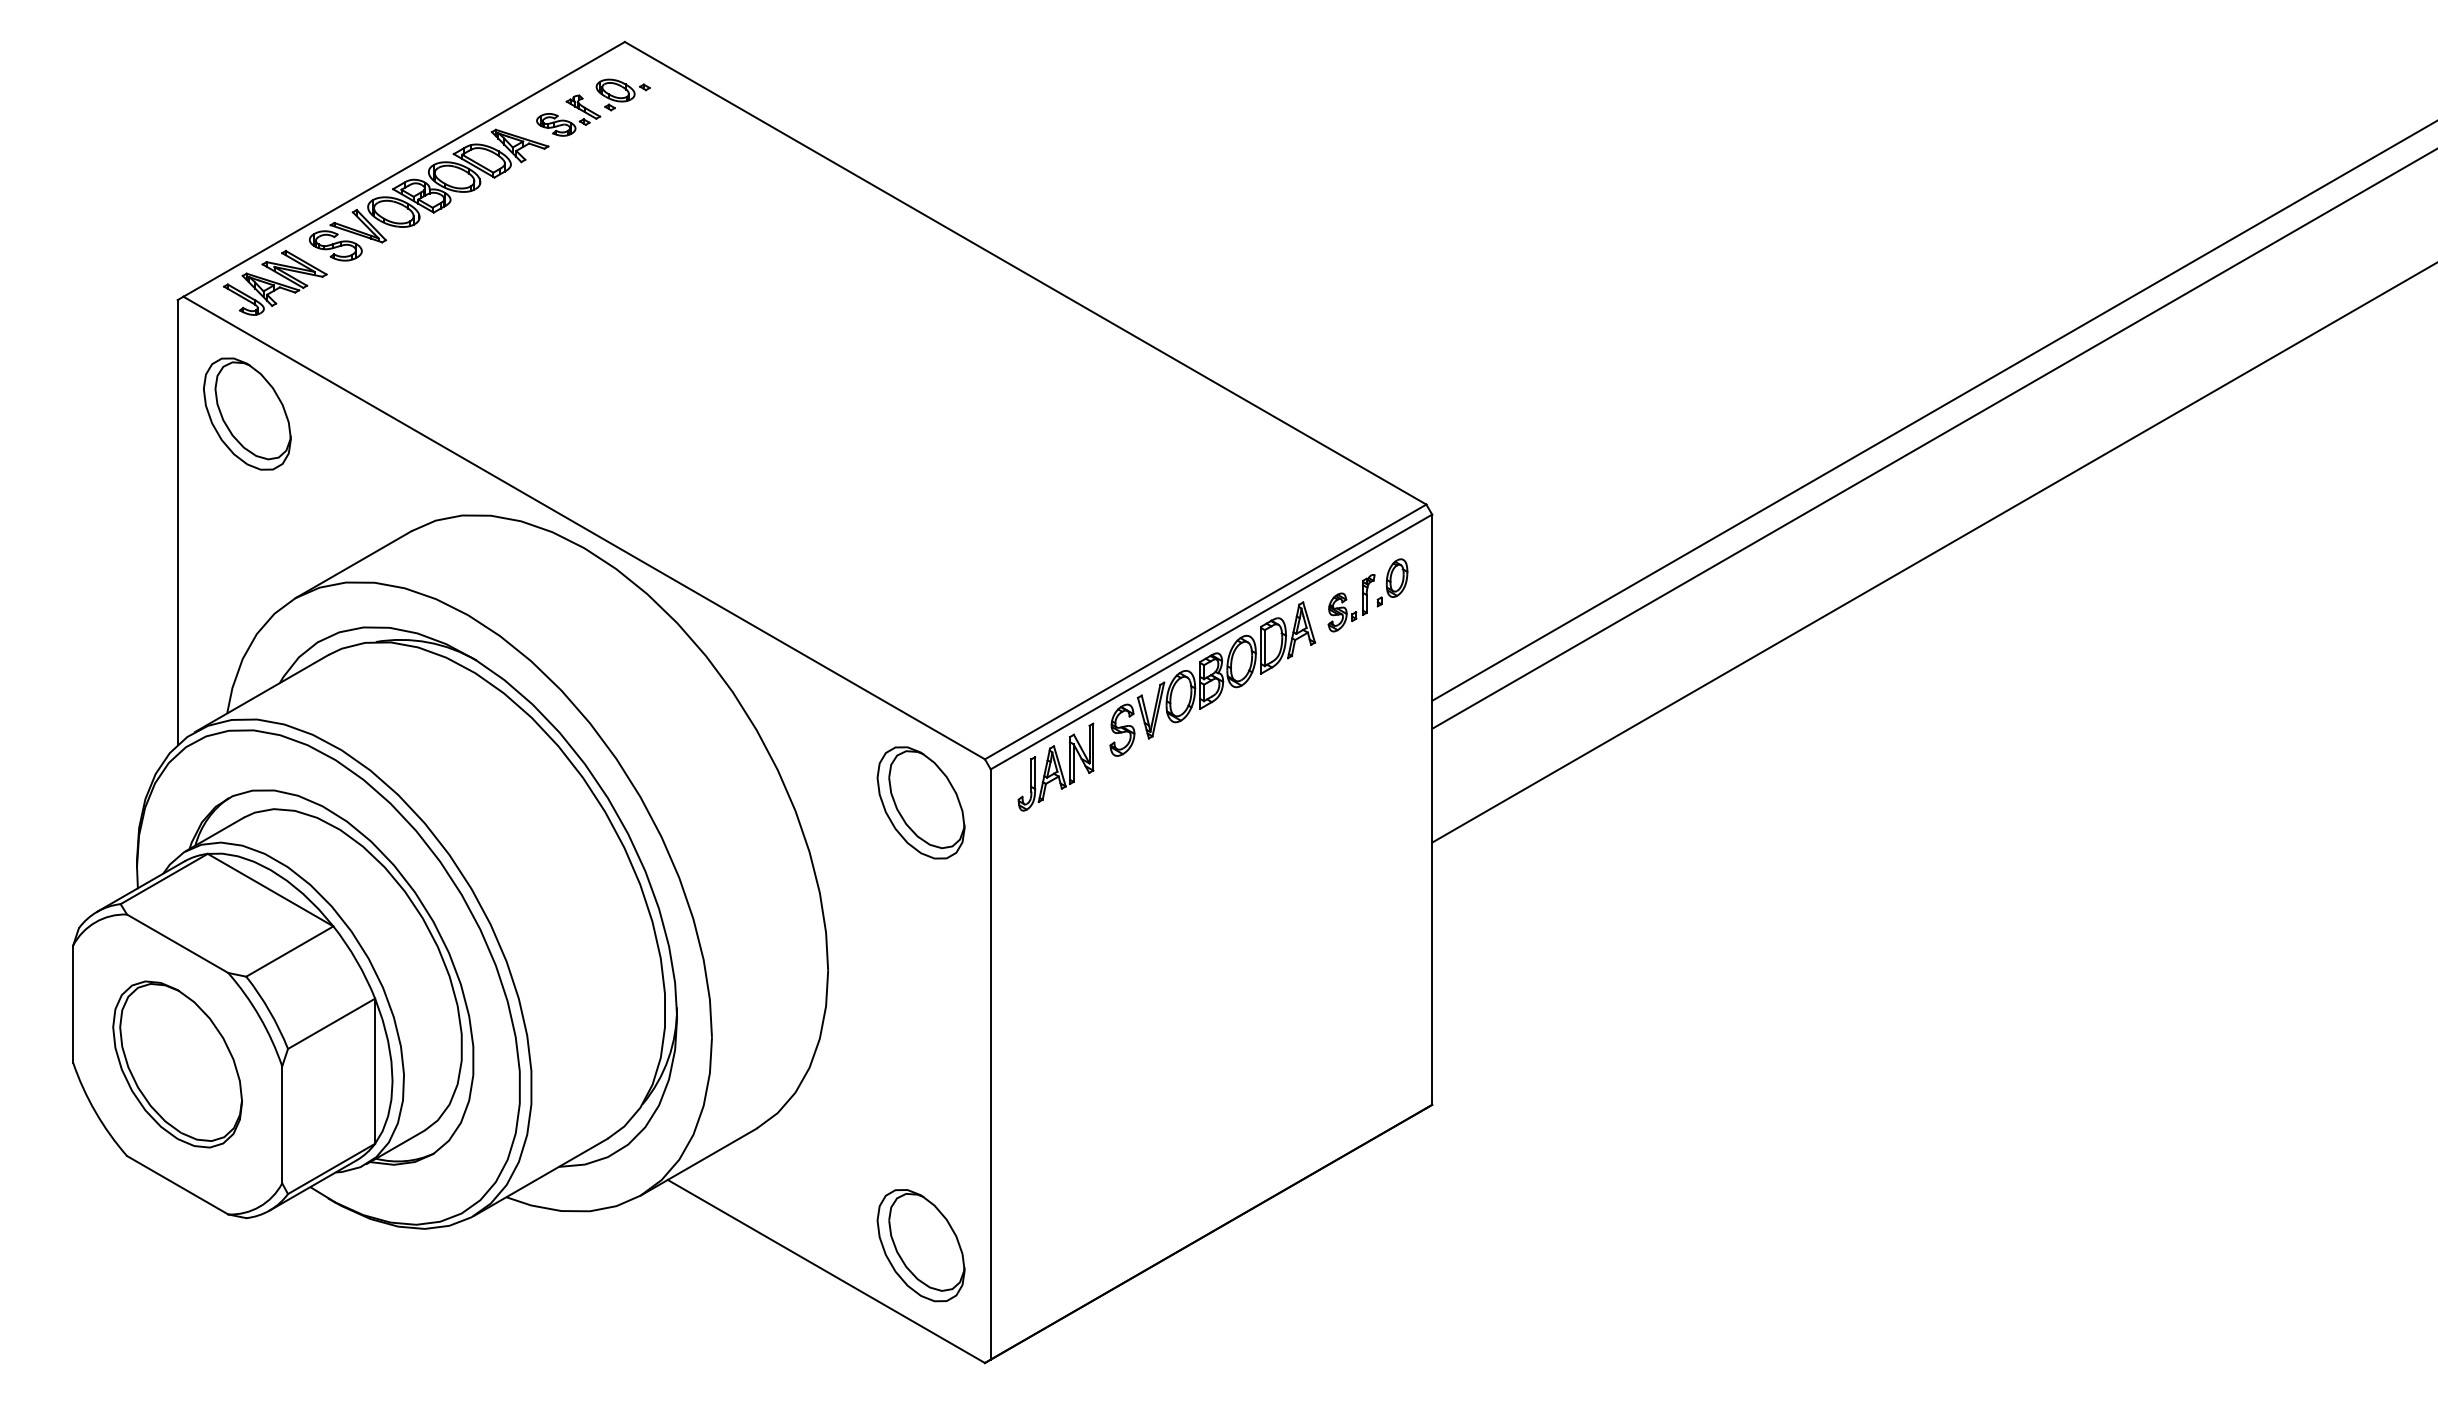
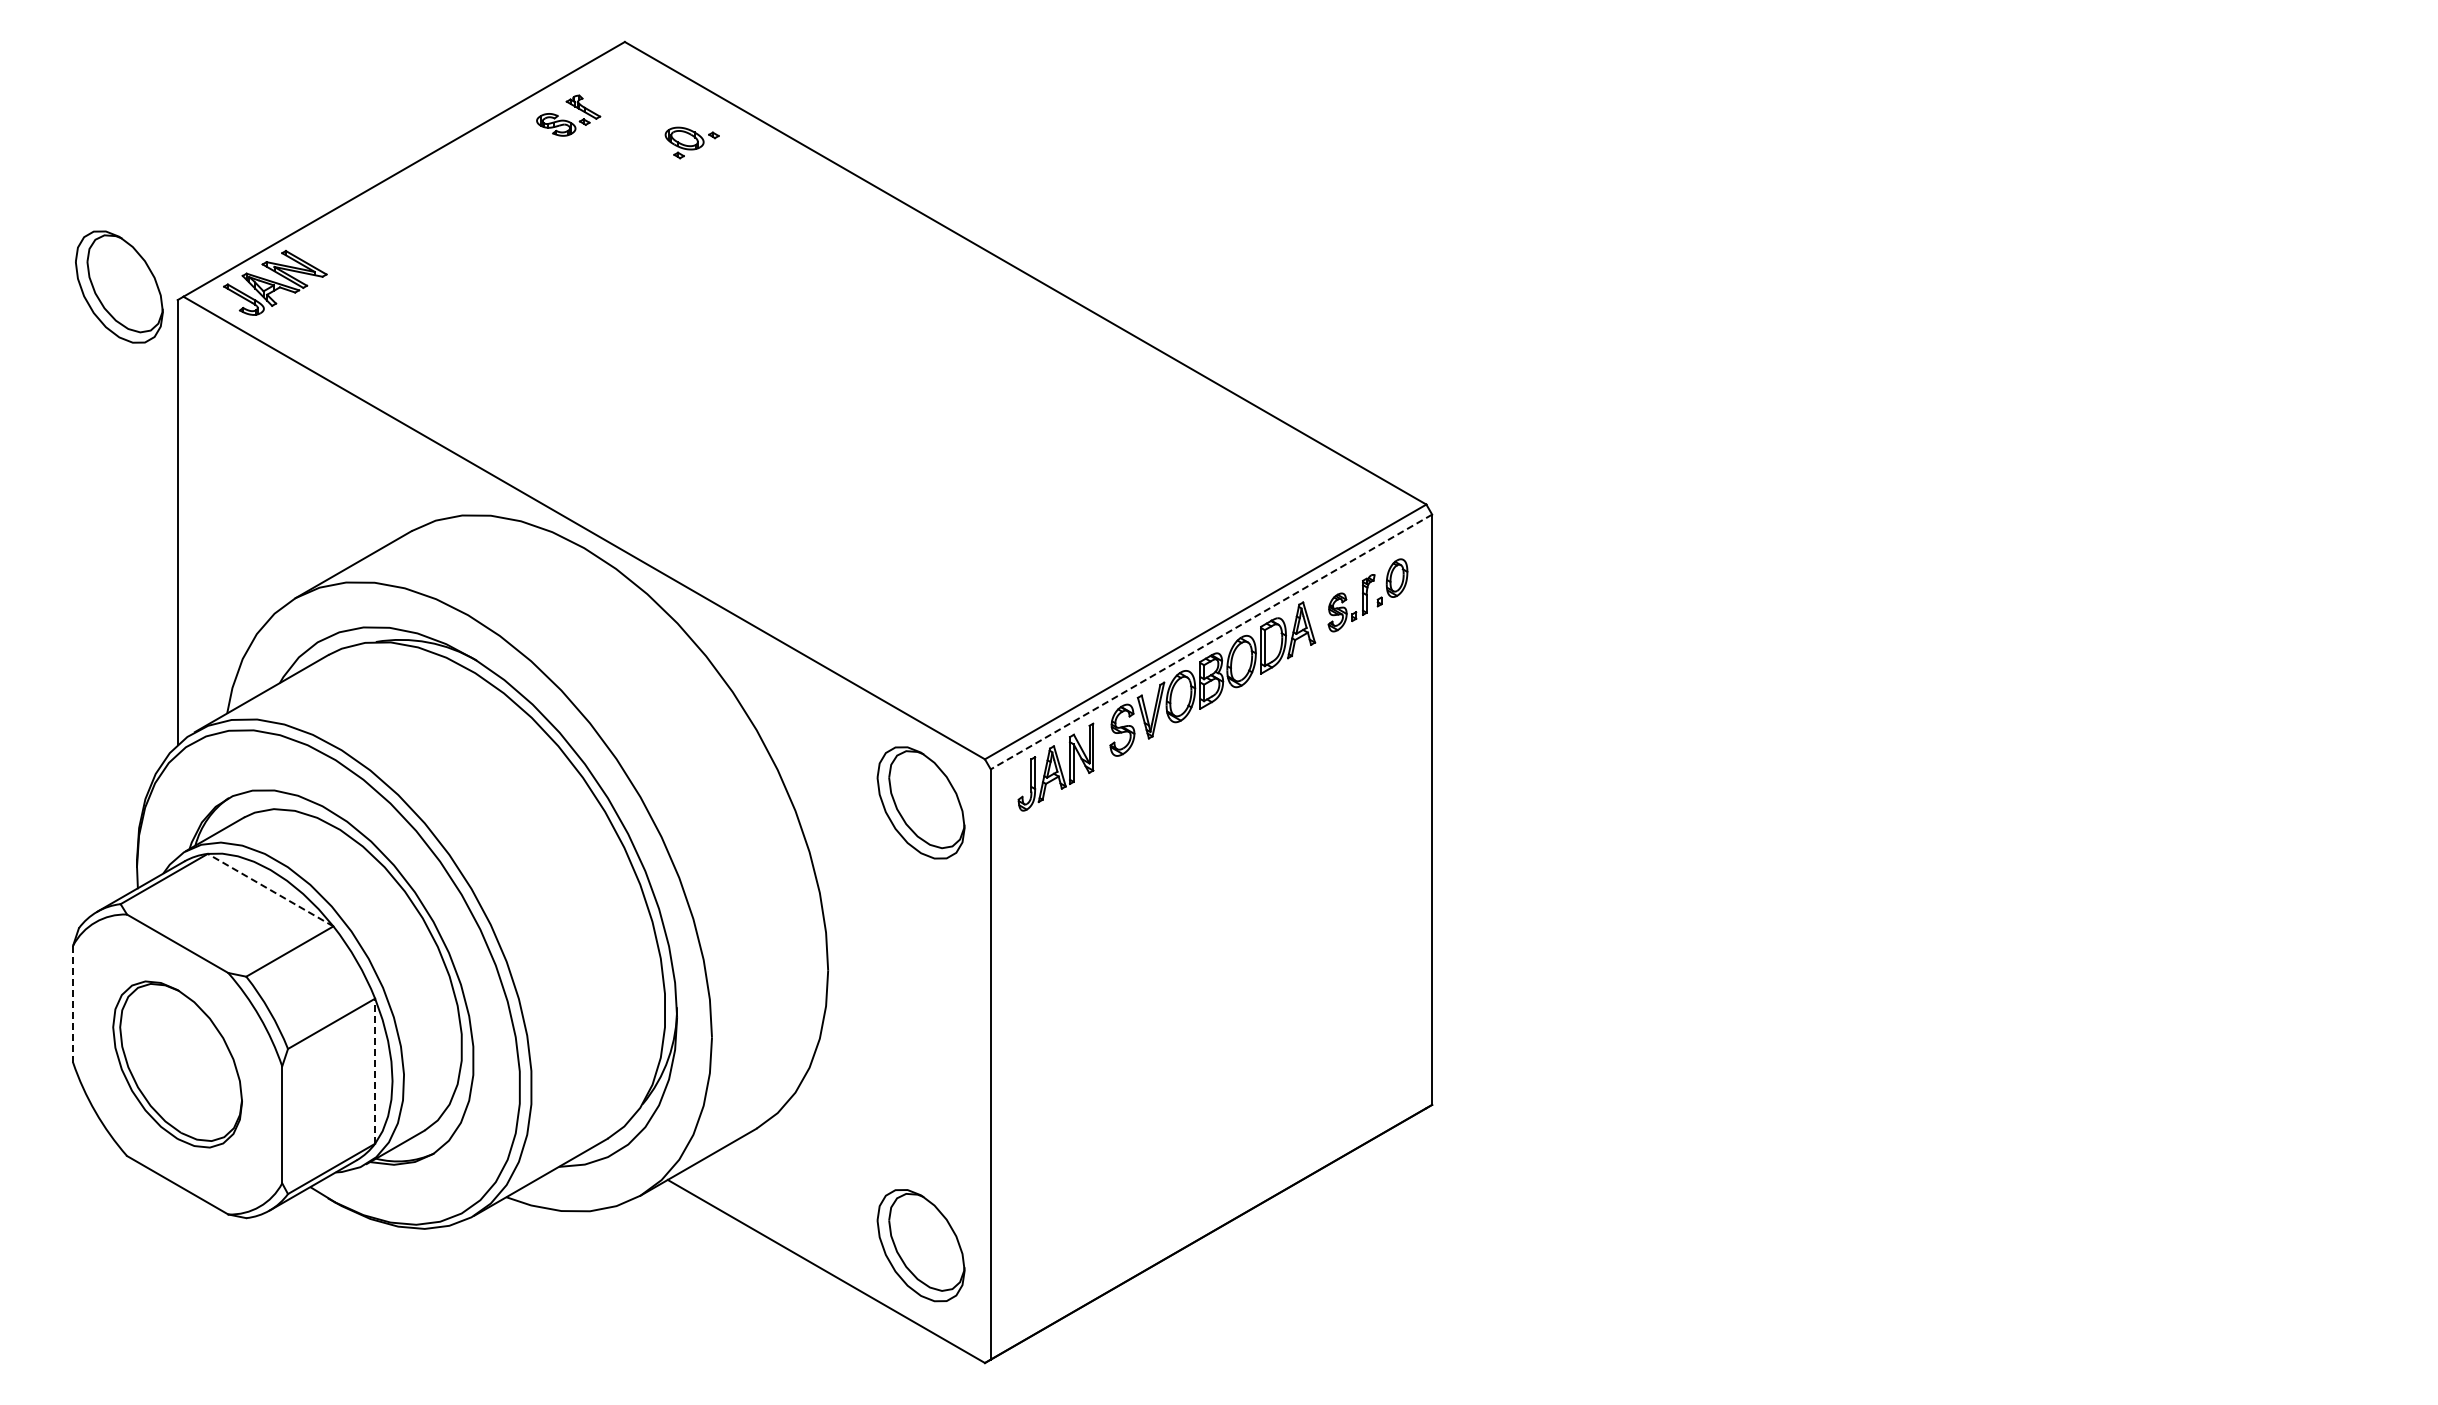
part position: (622, 94) -> (691, 142) (691, 142)
part: present -> none (428, 194)
line: present -> none (1933, 411)
part position: (247, 413) -> (119, 286) (119, 286)
line: present -> none (1933, 439)
line: present -> none (1933, 553)
line: solid -> dashed (1211, 642)
line: solid -> dashed (270, 890)
line: solid -> dashed (73, 1004)
line: solid -> dashed (375, 1071)
